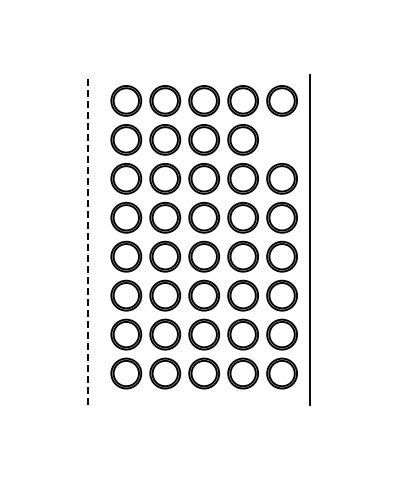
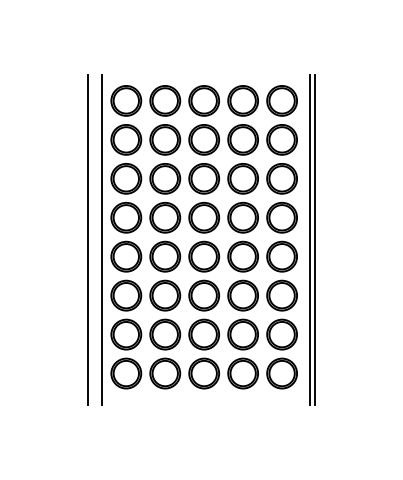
part: none -> present (281, 139)
line: dashed -> solid (88, 239)
line: none -> present (101, 239)
line: none -> present (314, 239)
